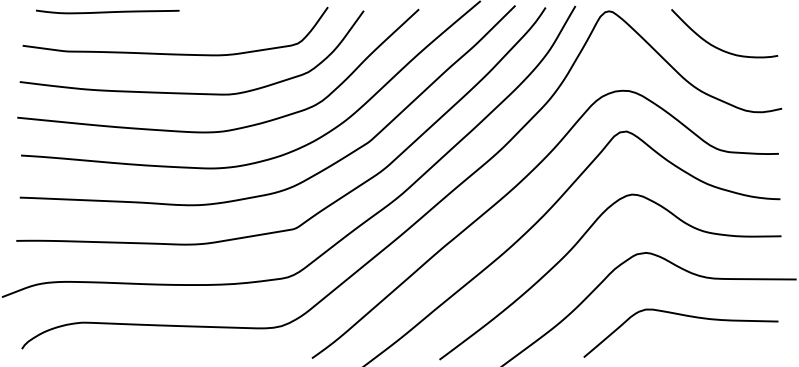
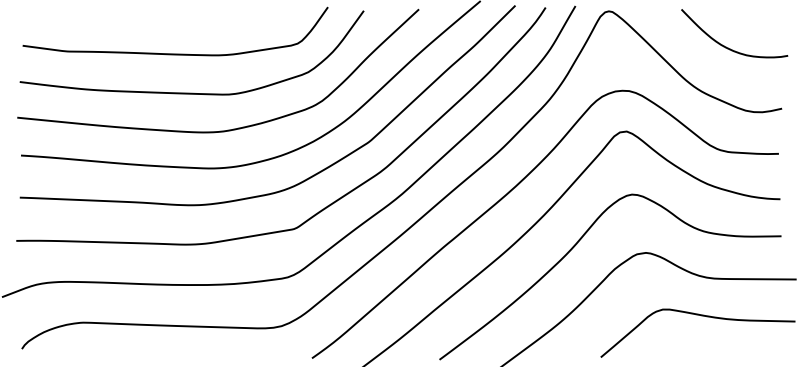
curve: present -> none (107, 11)
curve position: (718, 47) -> (728, 47) (728, 47)
curve position: (684, 316) -> (701, 316) (701, 316)
